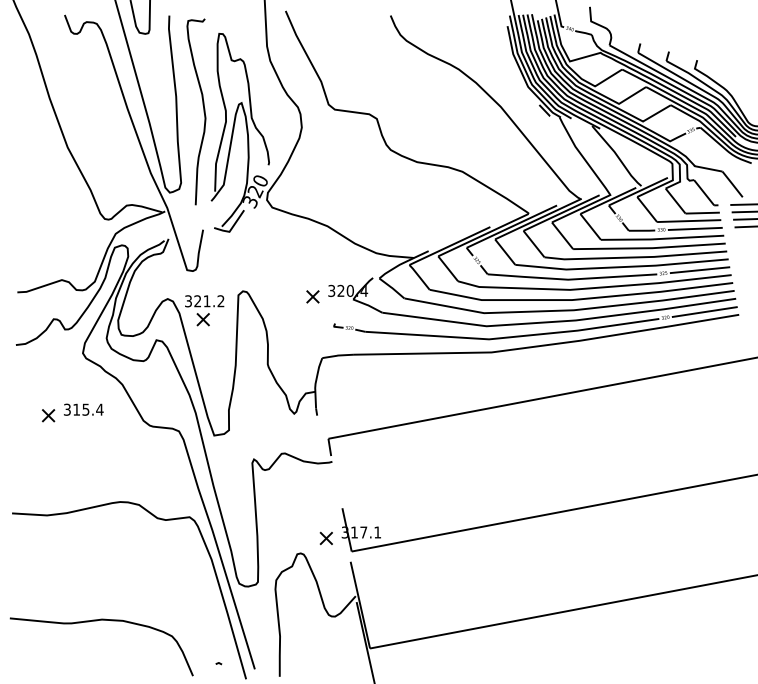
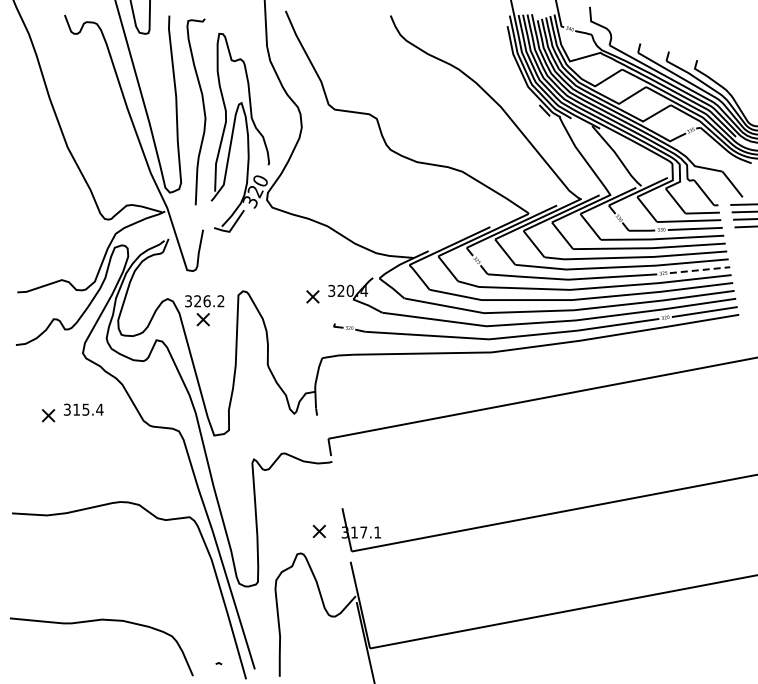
line: solid -> dashed (700, 270)
text: 321.2 -> 326.2 (206, 301)
part position: (325, 538) -> (318, 531) (318, 531)
